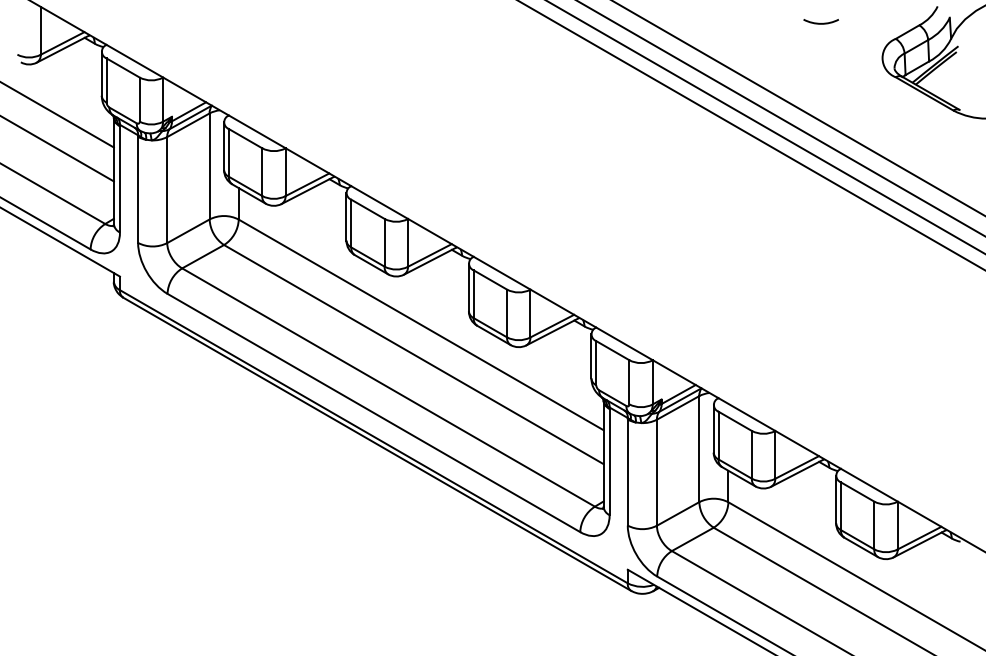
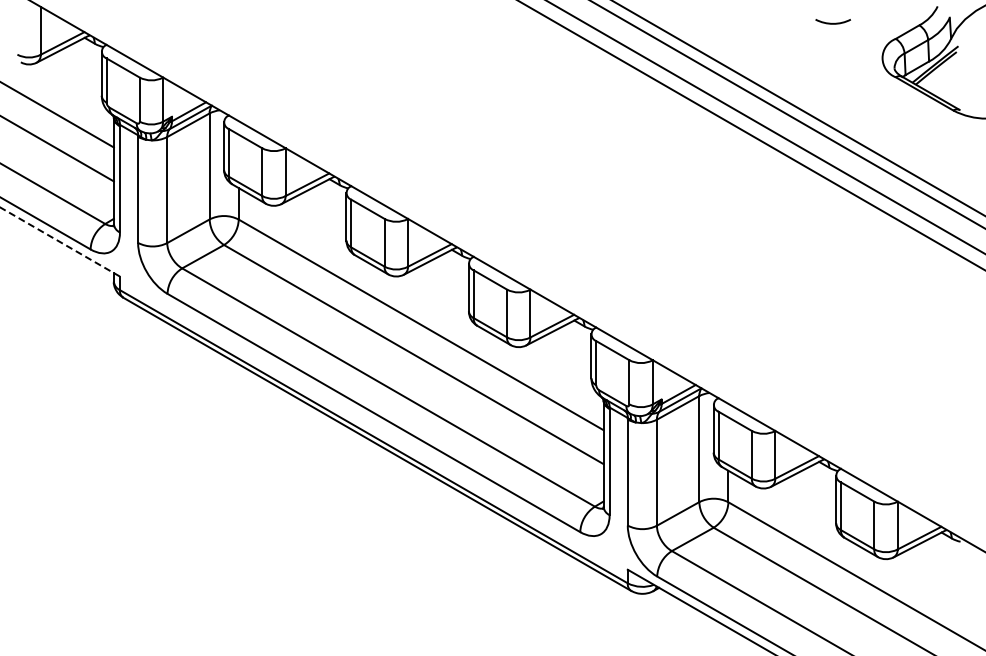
arc position: (820, 22) -> (832, 22) (832, 22)
line position: (780, 118) -> (787, 114) (787, 114)
line: solid -> dashed (60, 242)
